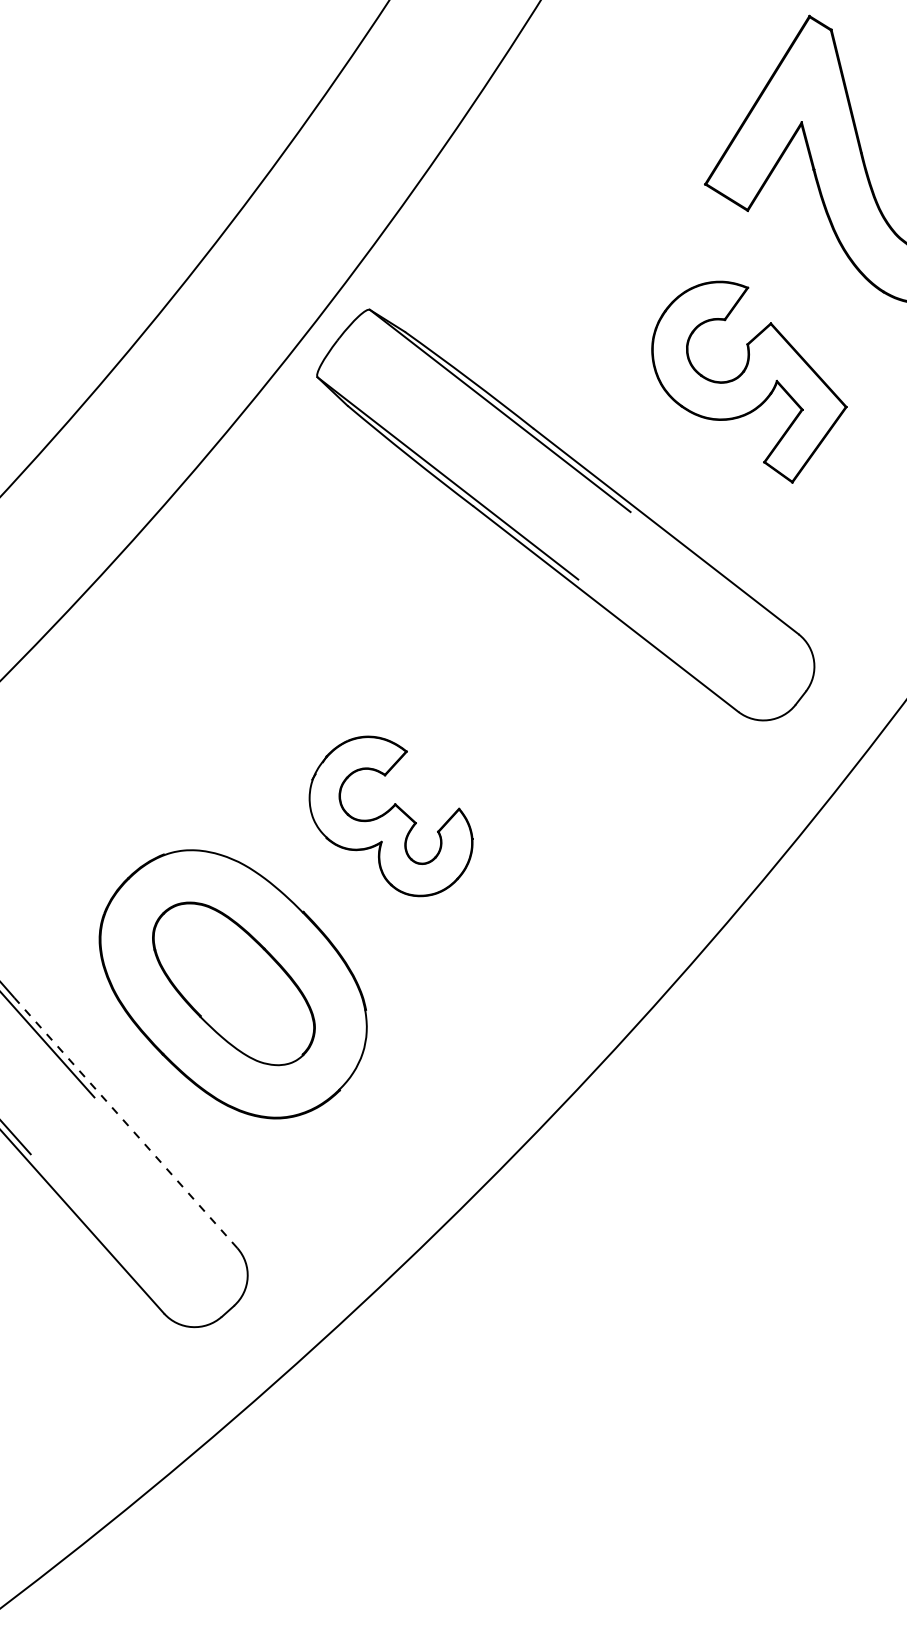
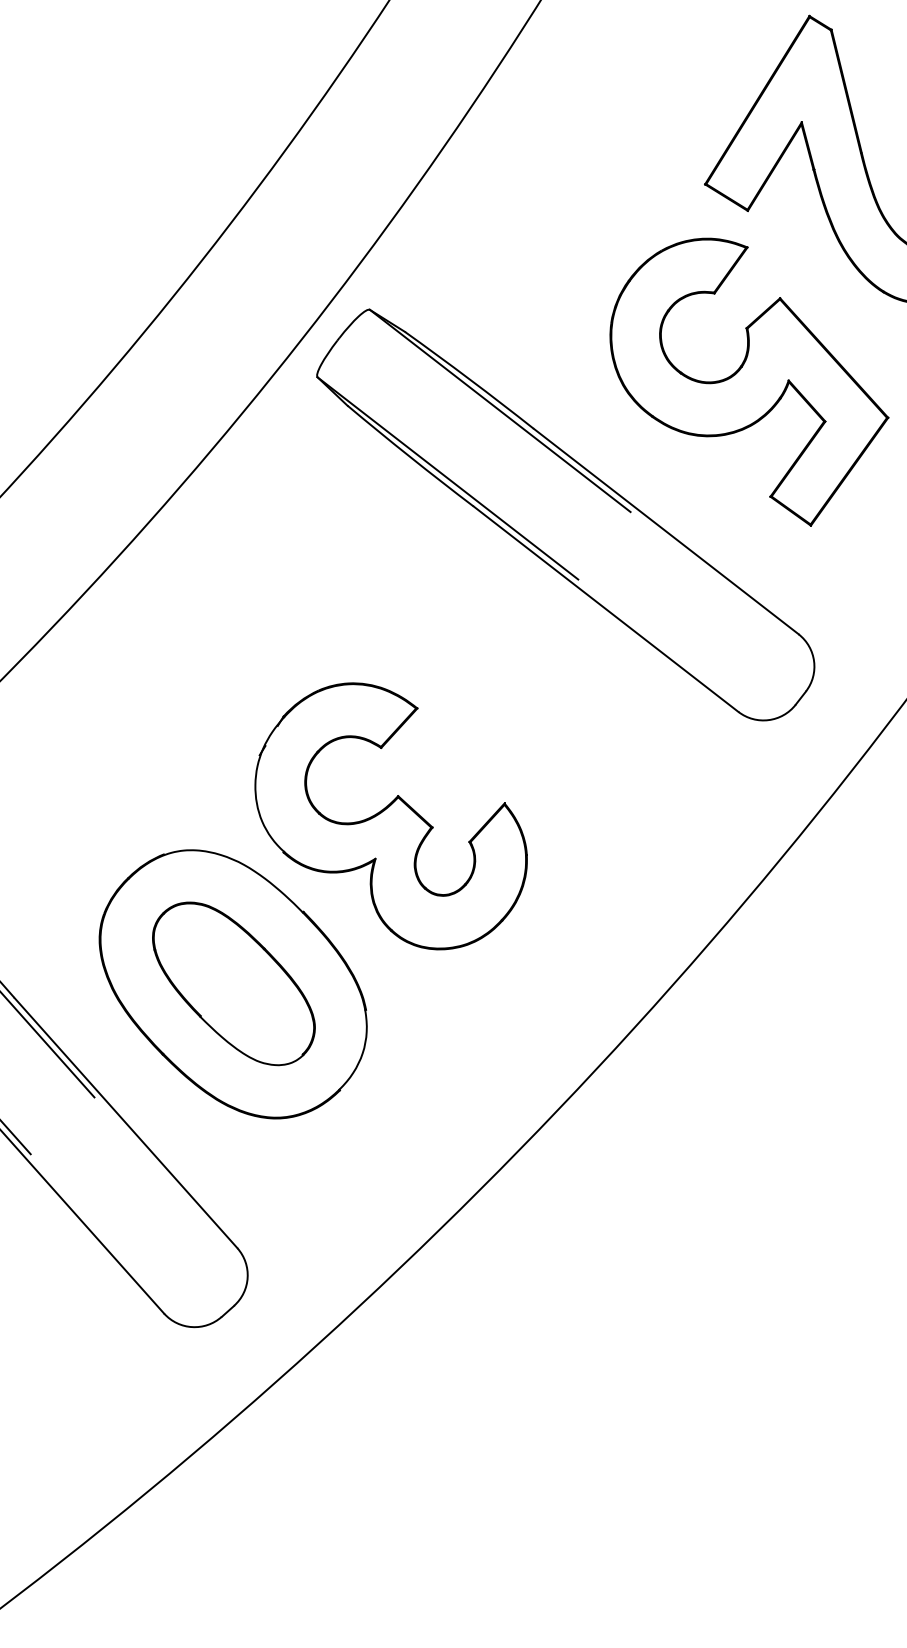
part size: 197x204 px -> 281x290 px (749, 381)
part size: 166x163 px -> 274x269 px (390, 816)
line: dashed -> solid (125, 1123)
